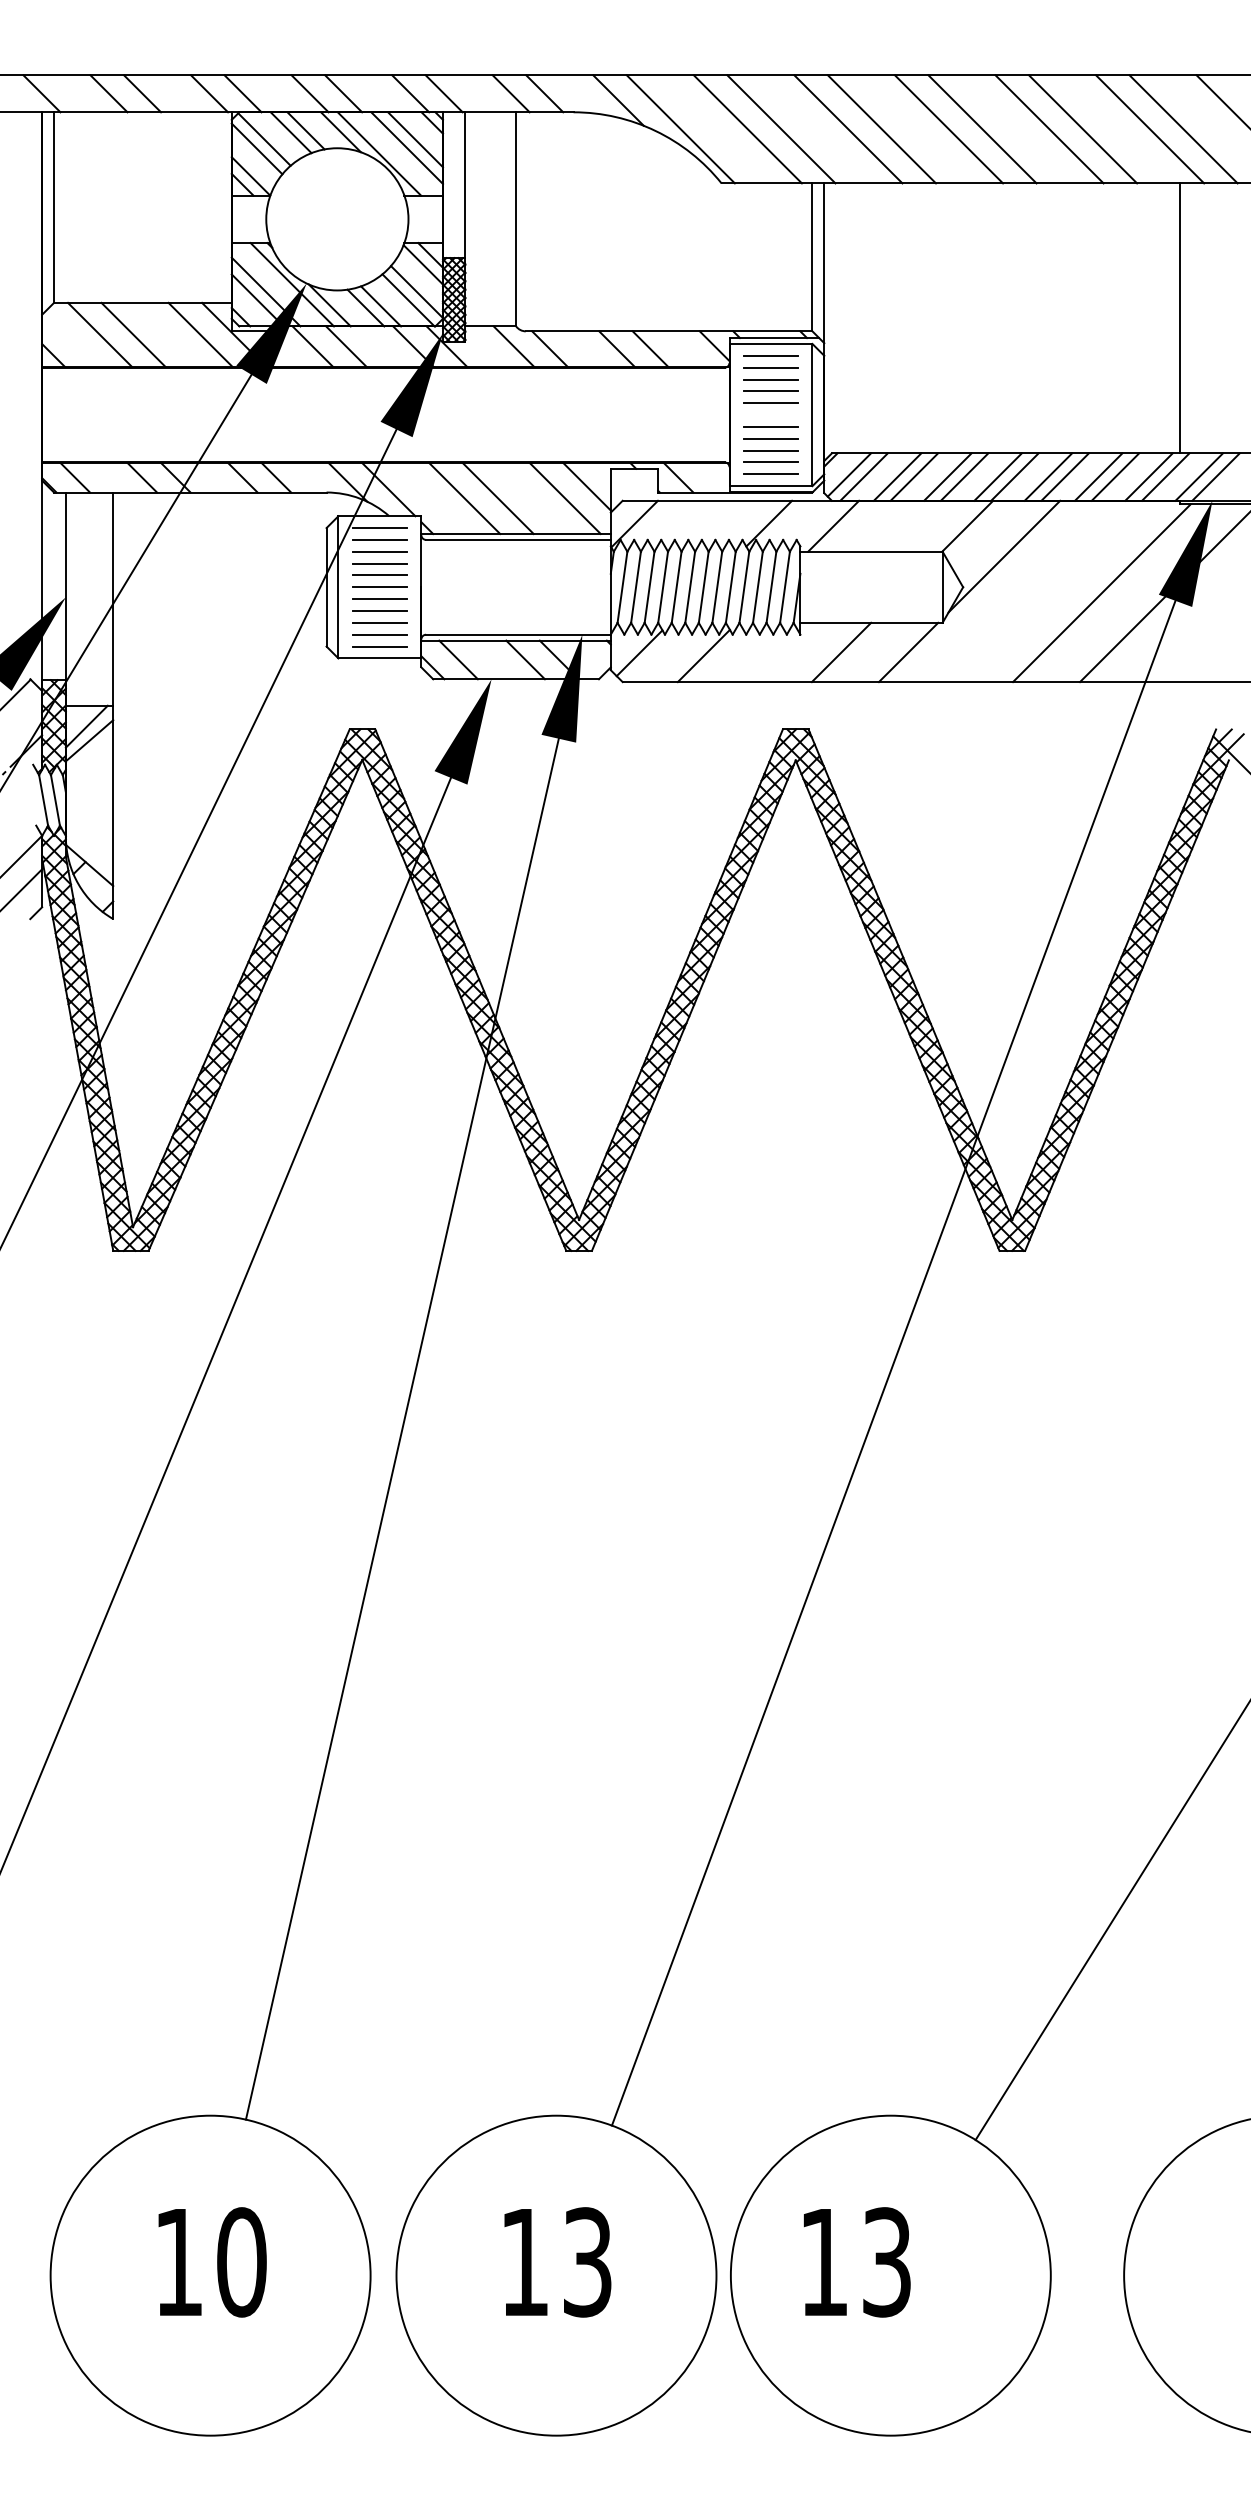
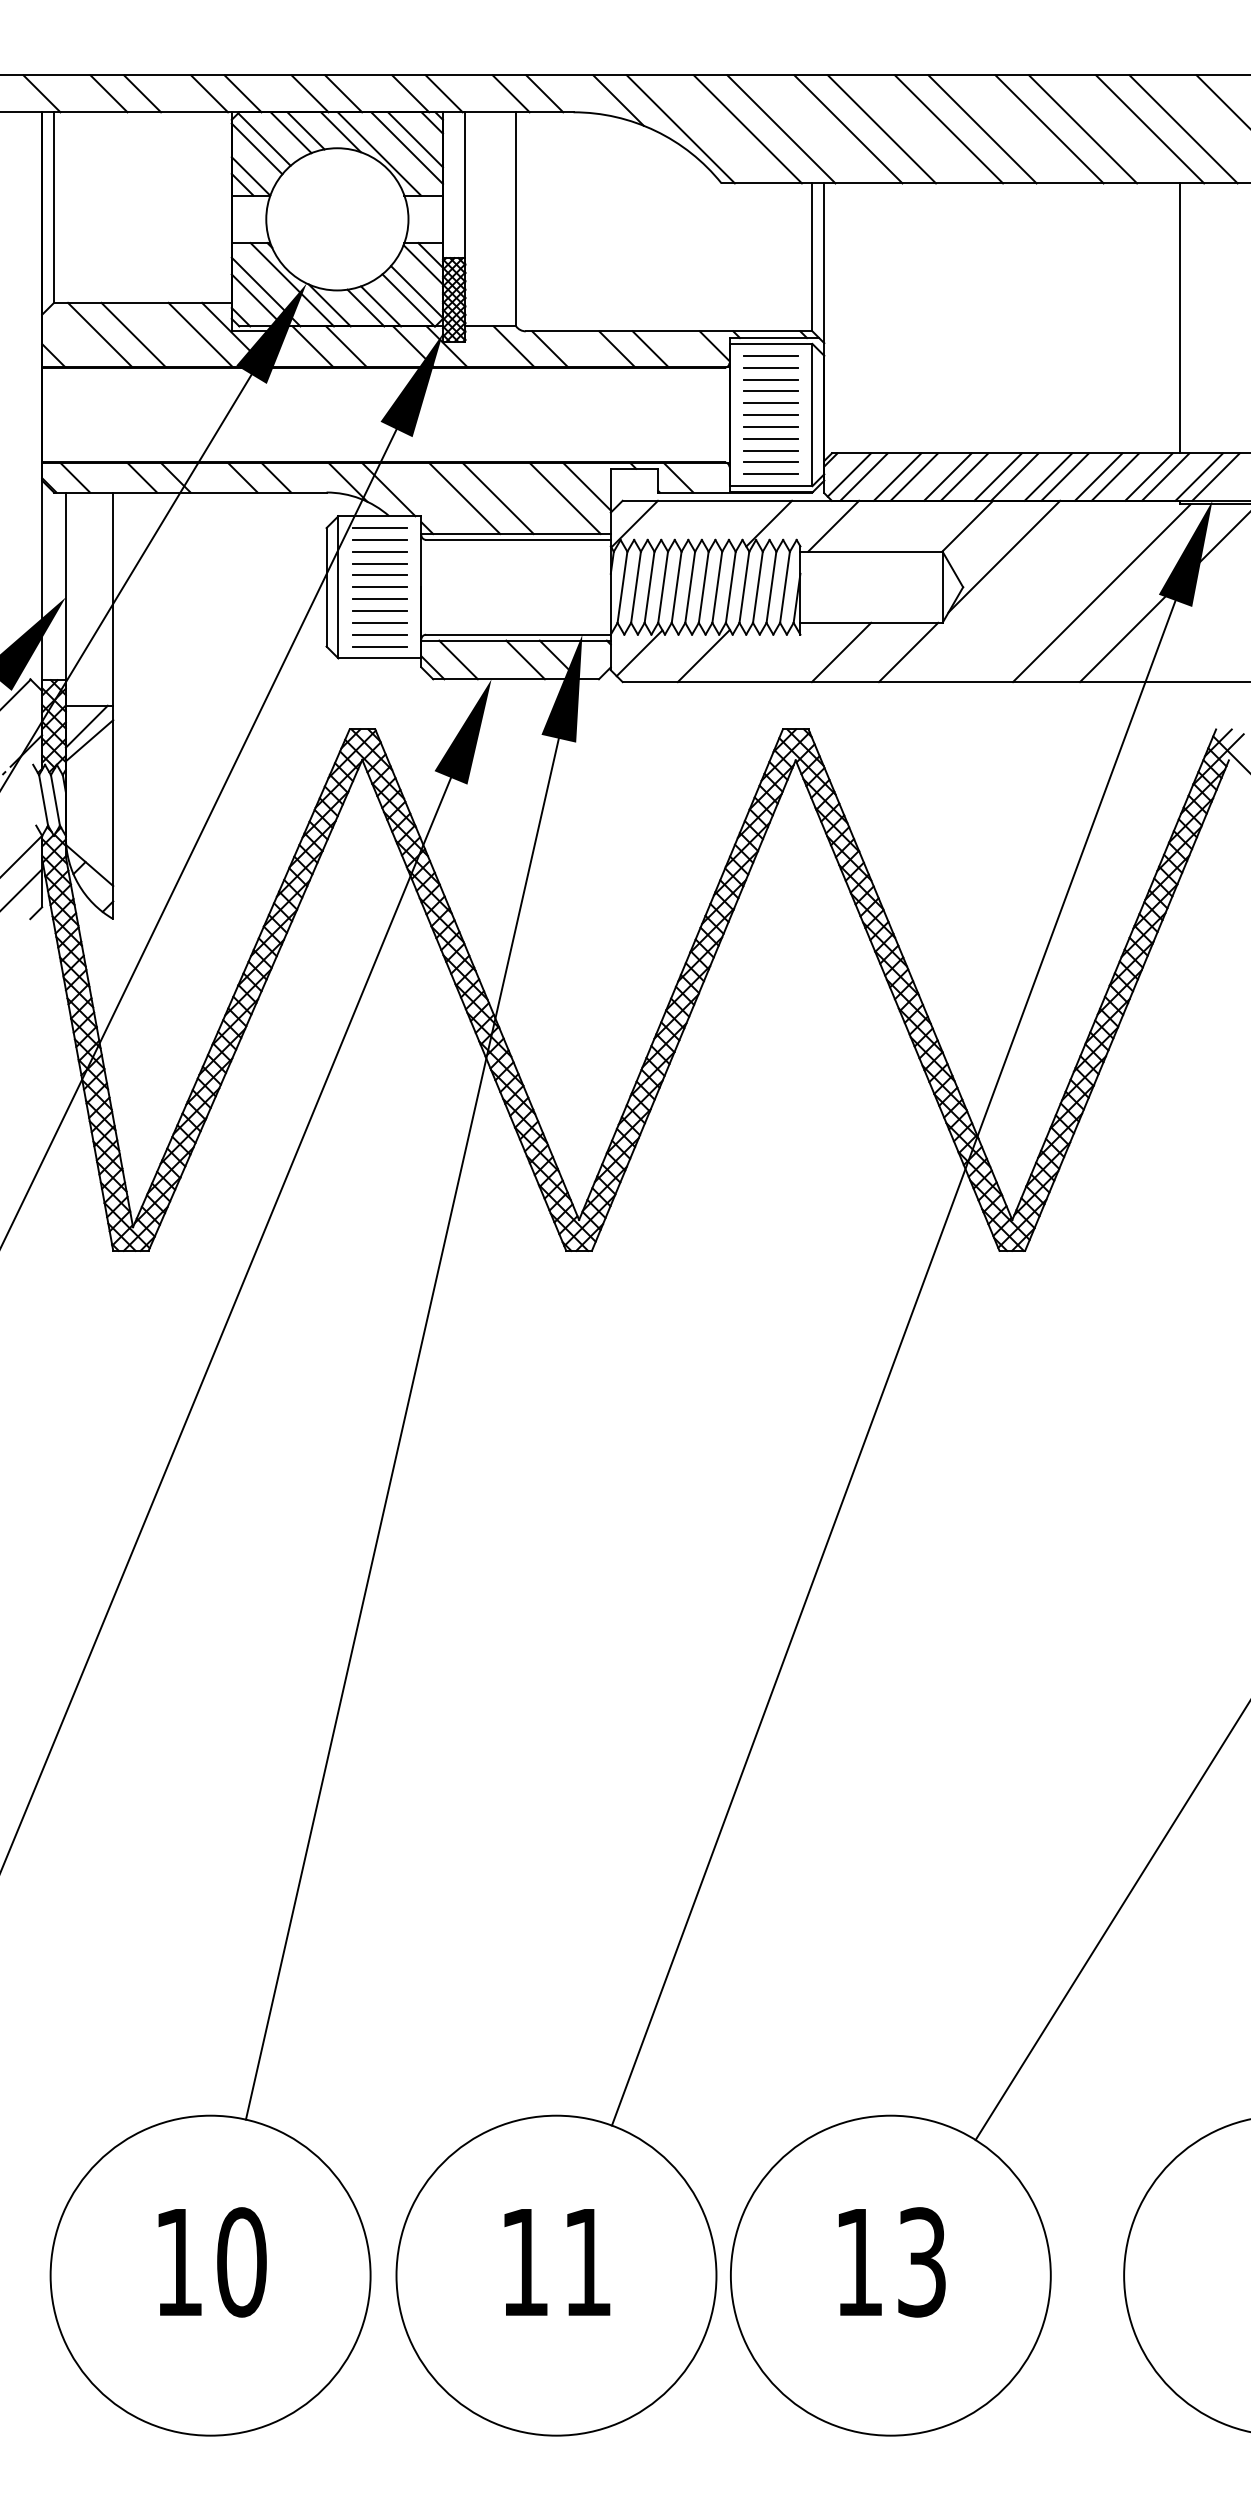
line: none -> present (770, 415)
text: 13 -> 11 (587, 2262)
text position: (857, 2262) -> (892, 2262) (892, 2262)
